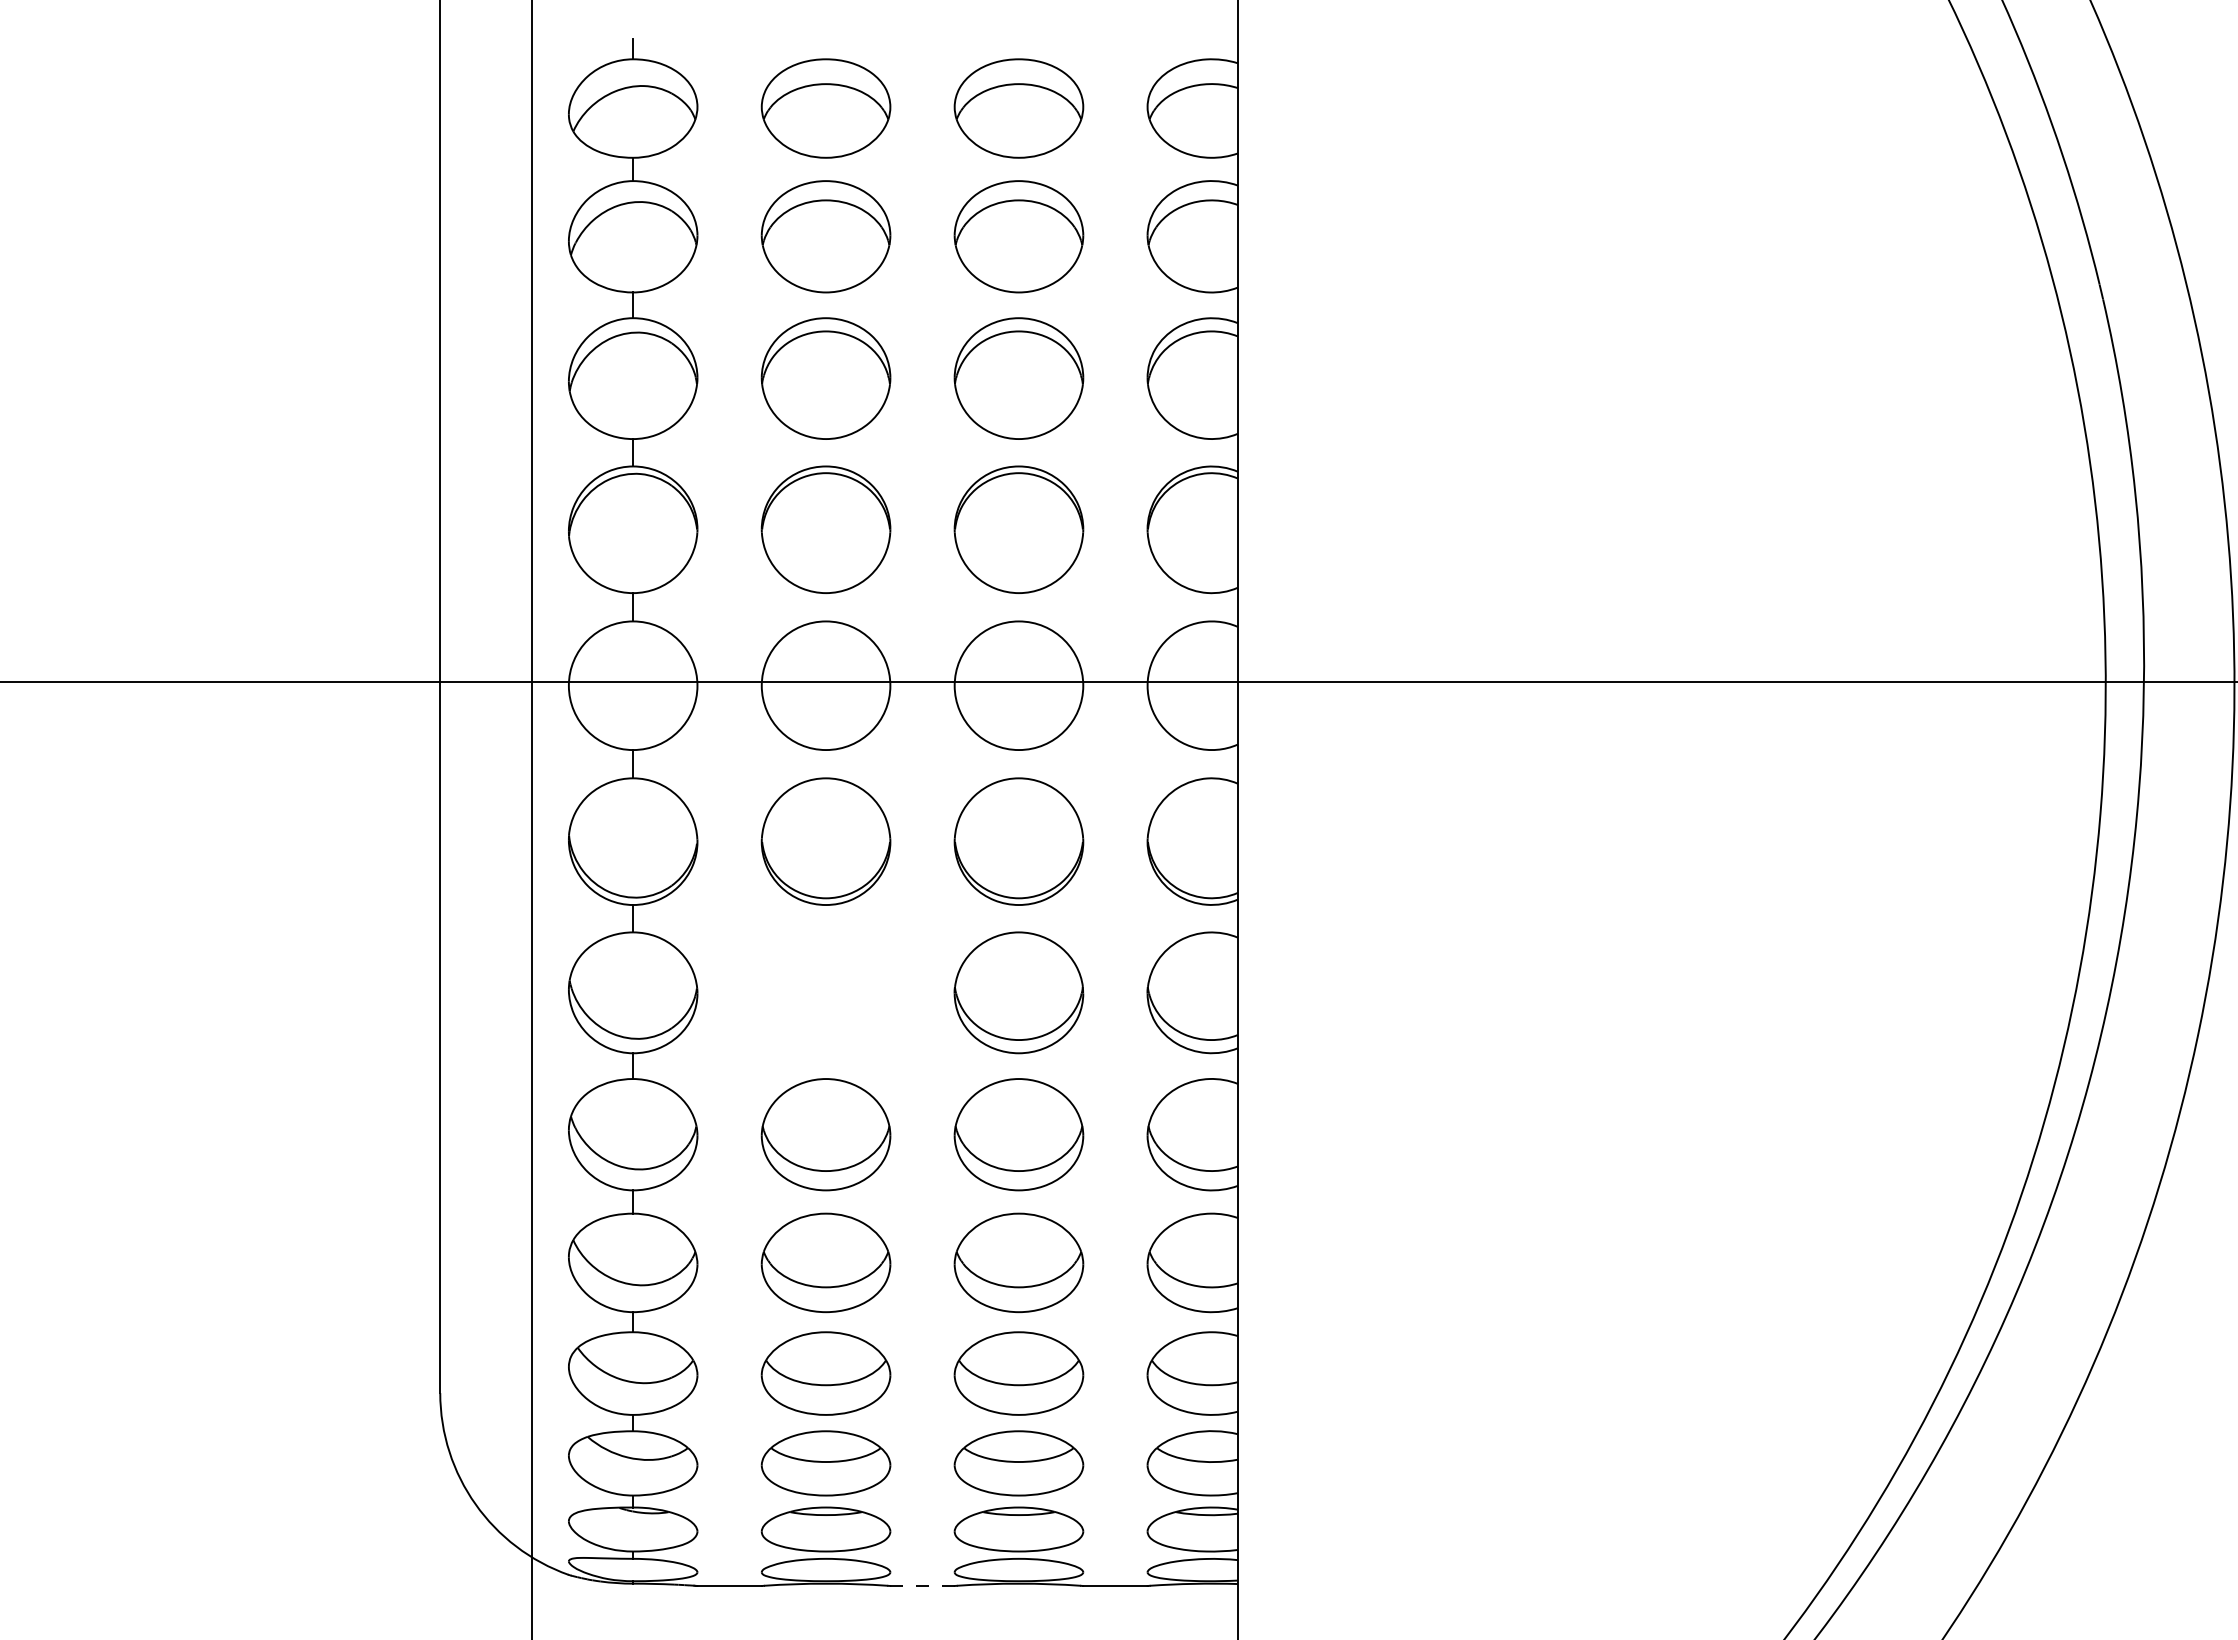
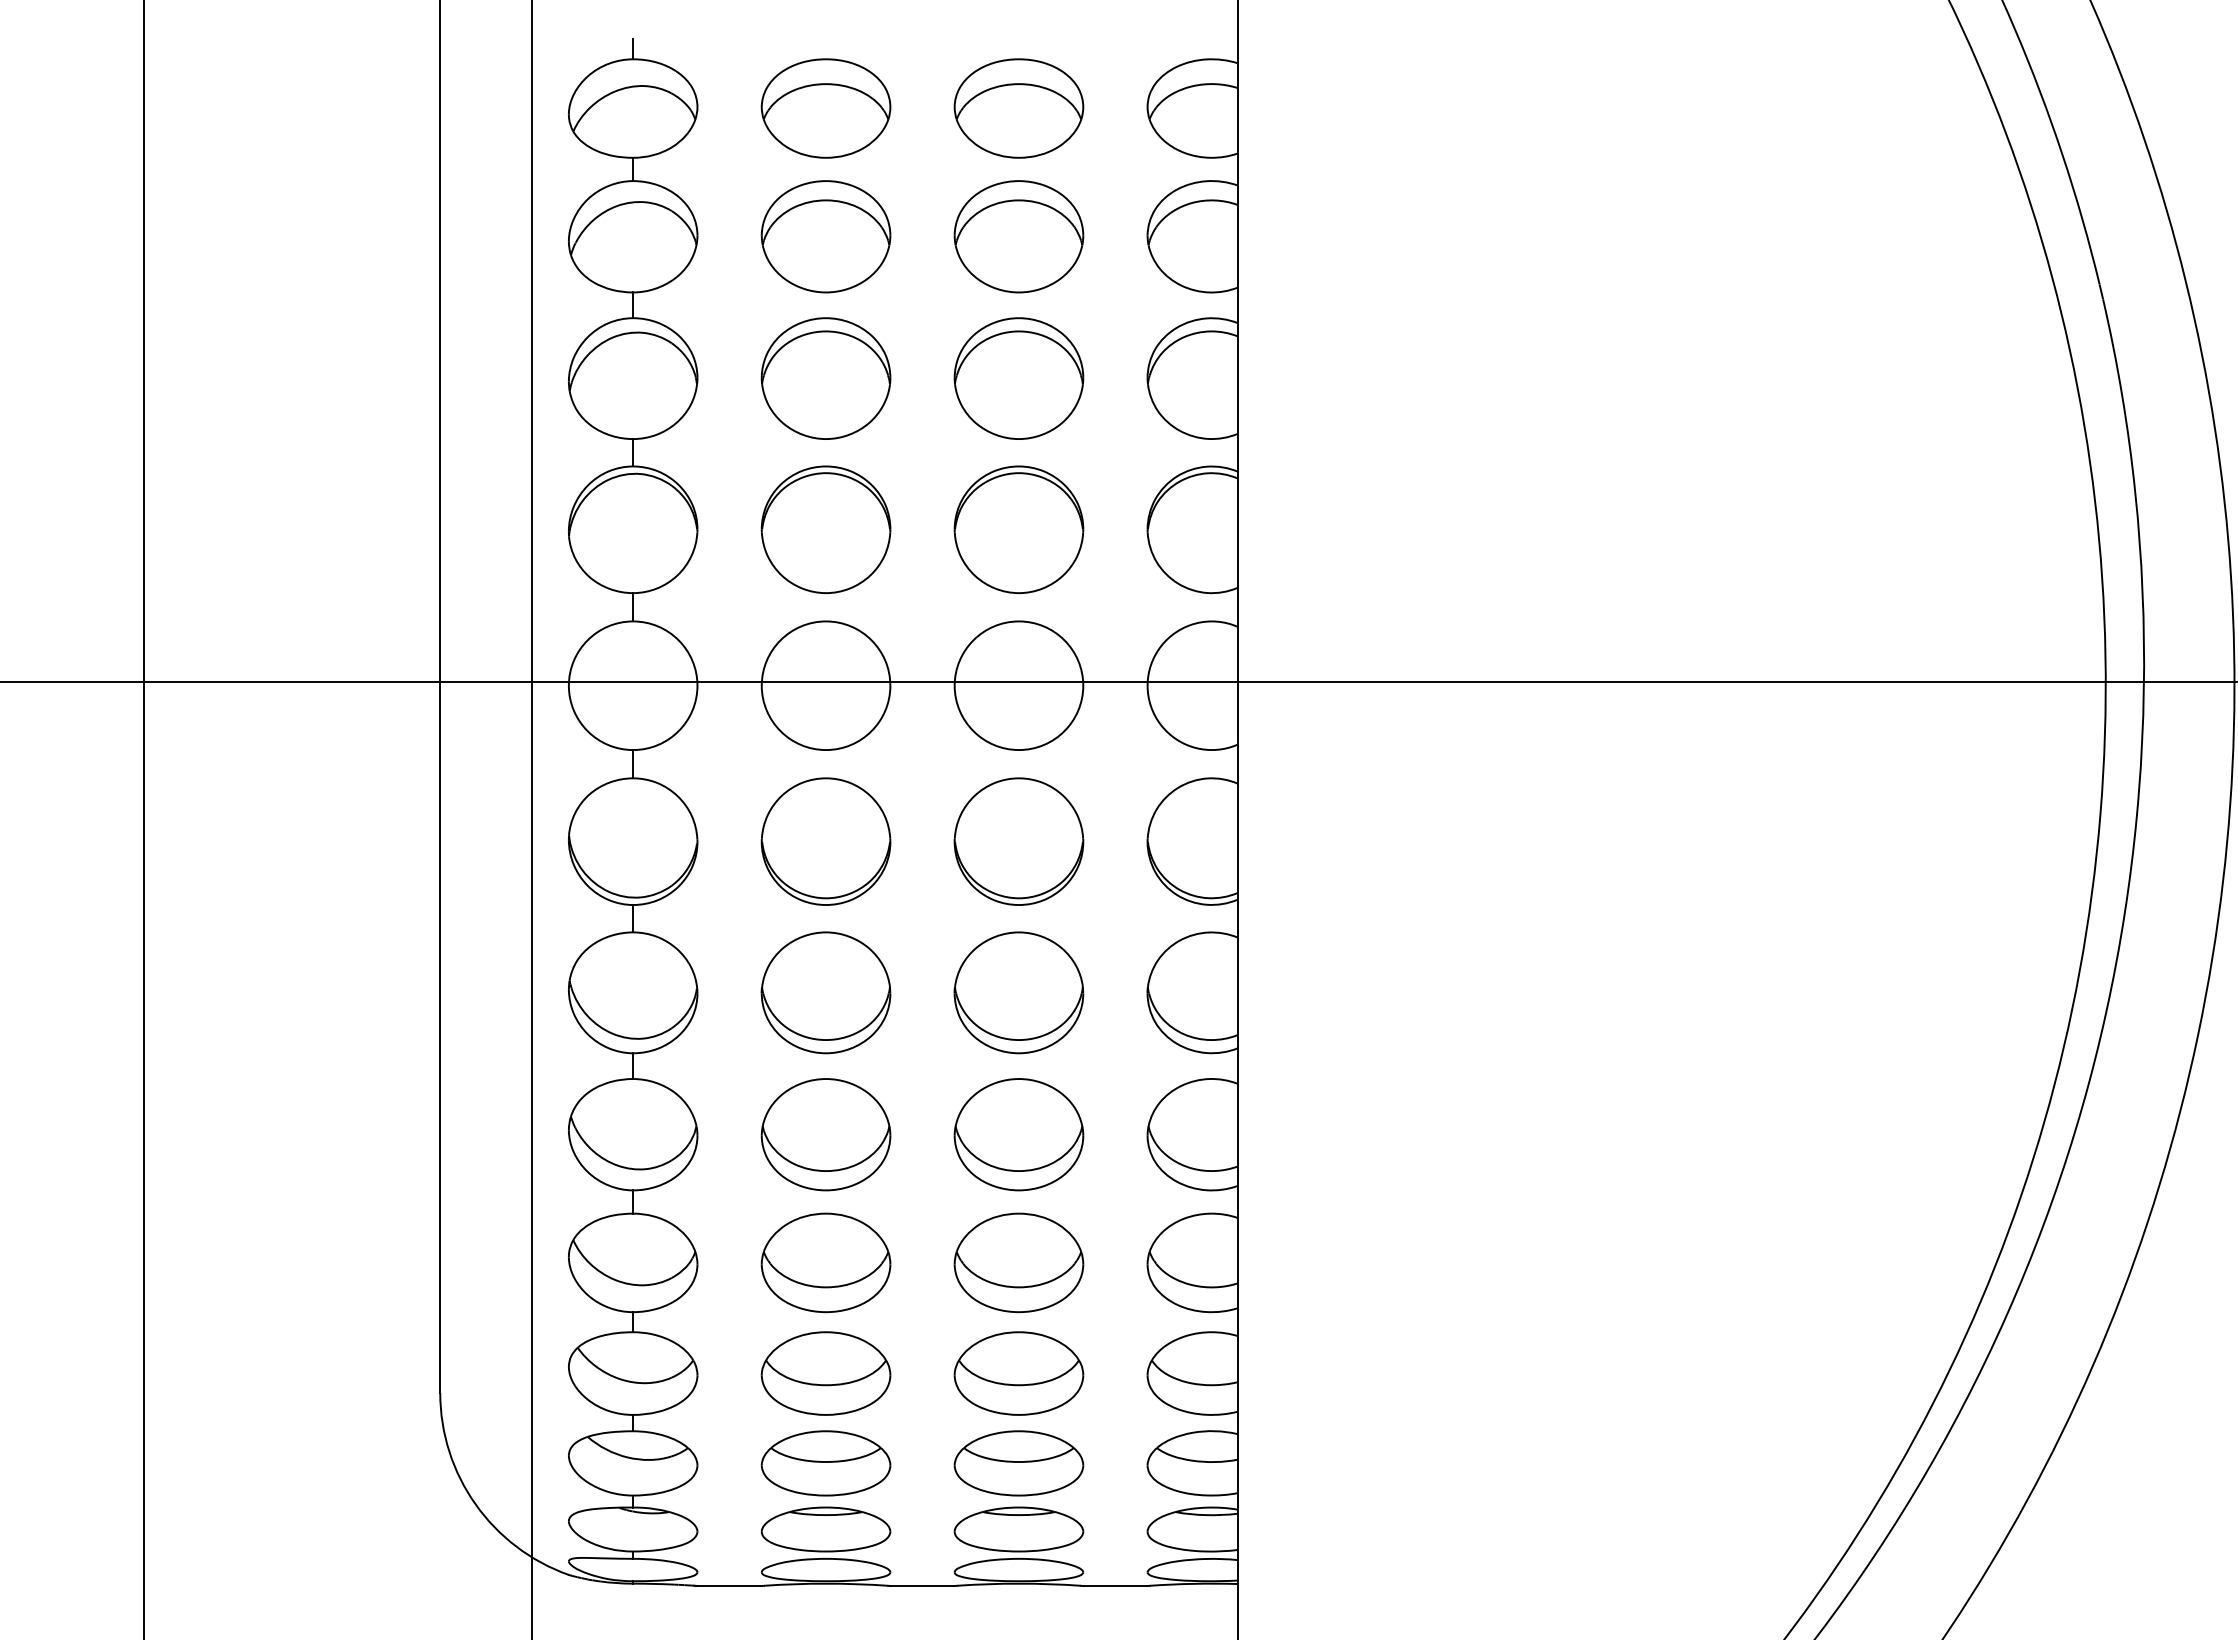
line: none -> present (144, 819)
part: none -> present (825, 992)
line: dashed -> solid (922, 1585)
